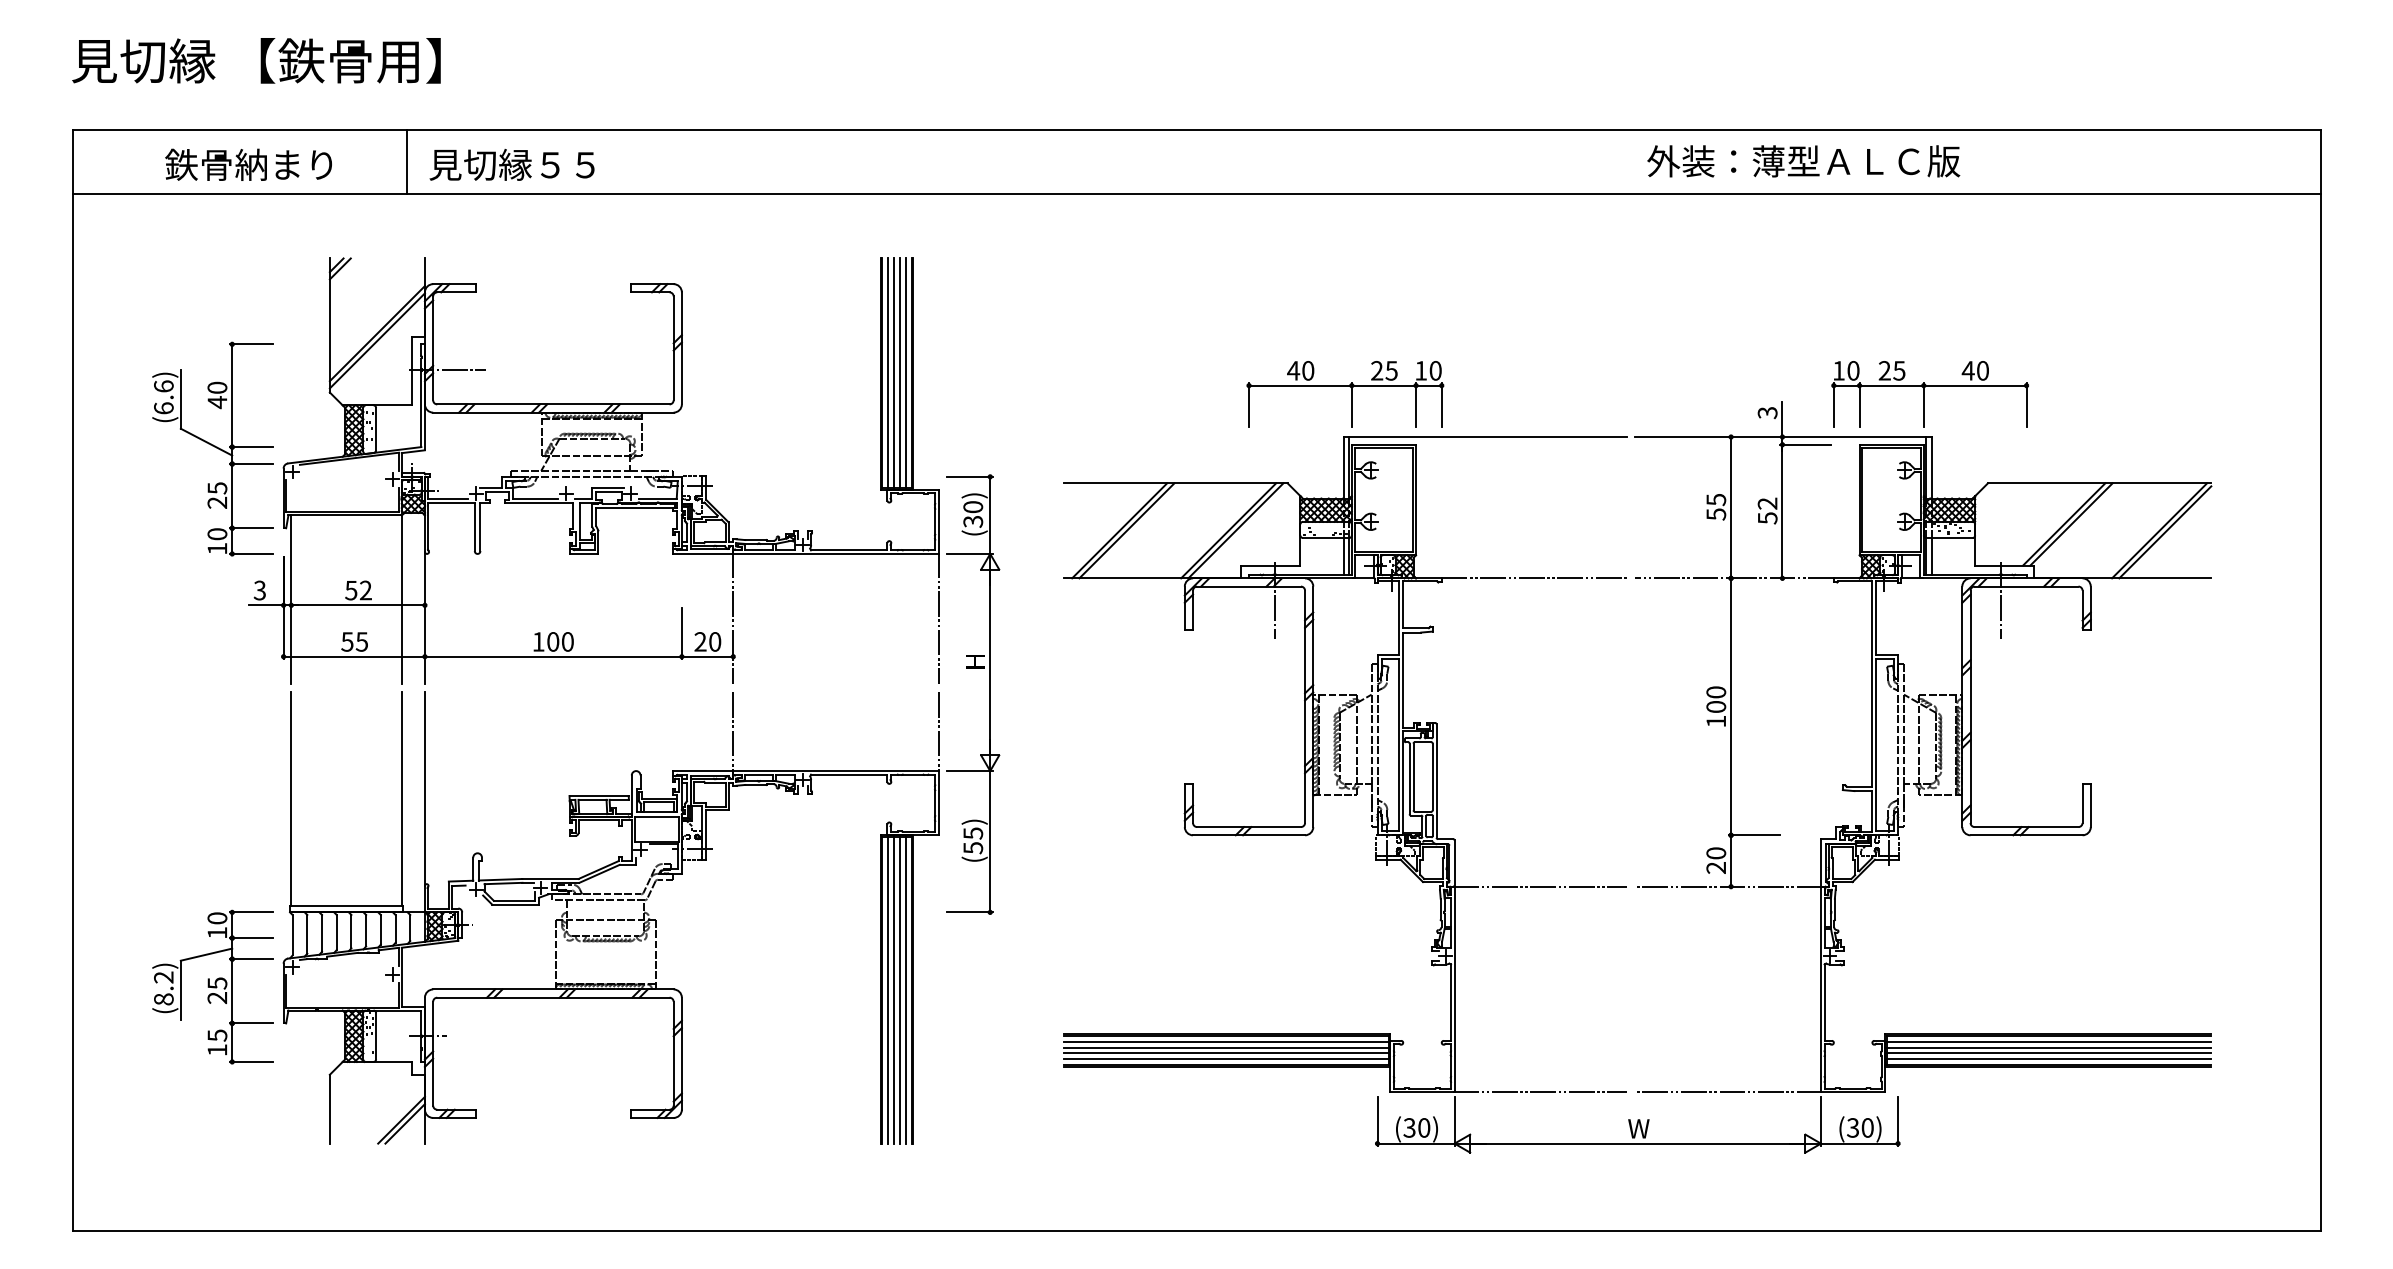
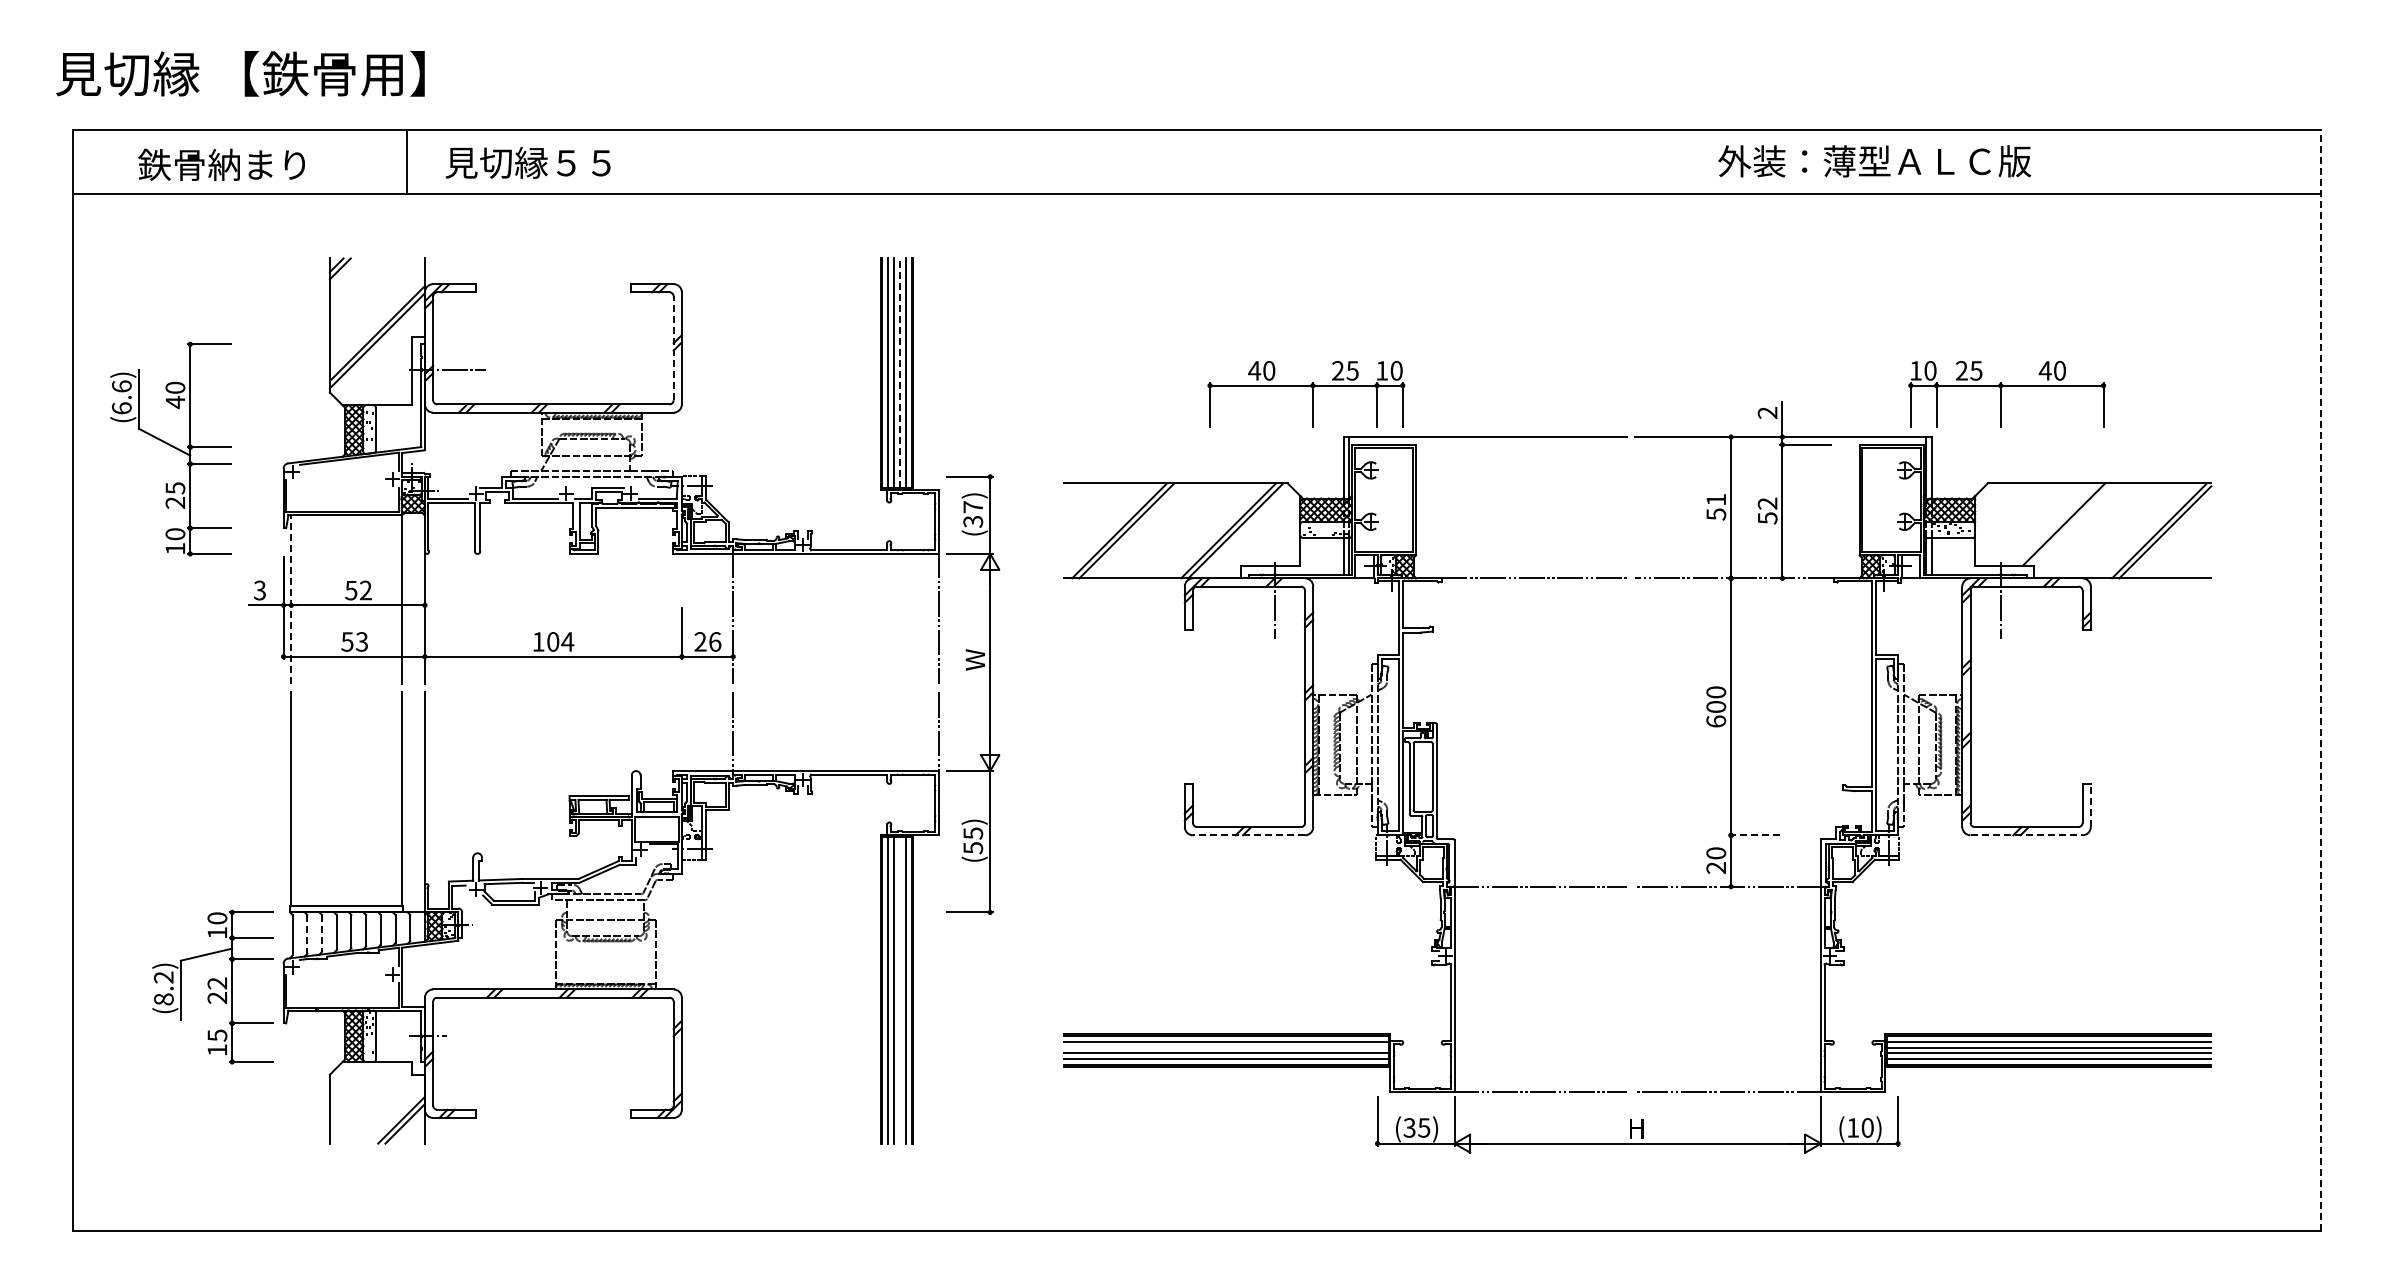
text position: (256, 60) -> (240, 73) (240, 73)
text position: (1803, 161) -> (1874, 161) (1874, 161)
text position: (248, 164) -> (221, 164) (221, 164)
text position: (511, 164) -> (527, 162) (527, 162)
line: solid -> dashed (673, 348)
line: solid -> dashed (900, 373)
part position: (1345, 394) -> (1306, 394) (1306, 394)
part position: (1929, 394) -> (2006, 394) (2006, 394)
text: 3 -> 2 (1767, 413)
part position: (212, 448) -> (170, 448) (170, 448)
text: 55 -> 51 (1716, 500)
text: (30) -> (37) (973, 507)
line: present -> none (2071, 524)
line: solid -> dashed (291, 599)
text: 55 -> 53 (361, 641)
text: 100 -> 104 (567, 641)
text: 20 -> 26 (715, 641)
text: H -> W (974, 659)
line: solid -> dashed (2321, 680)
text: 100 -> 600 (1716, 721)
line: solid -> dashed (2090, 805)
line: solid -> dashed (1248, 835)
line: solid -> dashed (1754, 835)
line: solid -> dashed (2027, 835)
line: solid -> dashed (322, 933)
line: solid -> dashed (307, 934)
text: 25 -> 22 (217, 983)
line: present -> none (900, 989)
line: present -> none (1226, 1047)
text: (30) -> (35) (1424, 1127)
text: (30) -> (10) (1852, 1127)
text: W -> H (1638, 1128)
